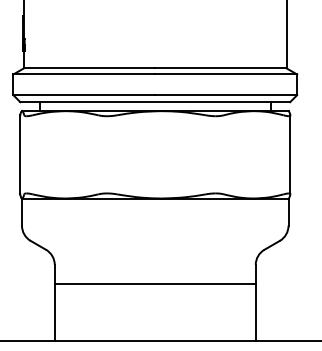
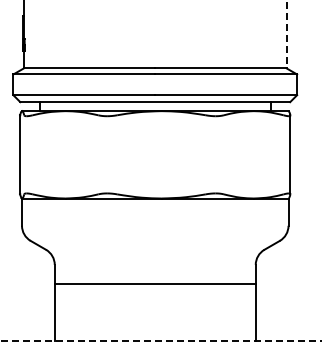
line: solid -> dashed (286, 34)
line: solid -> dashed (160, 341)
